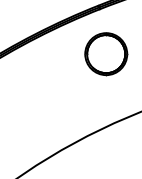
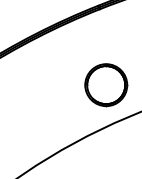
part position: (106, 54) -> (106, 85) (106, 85)
